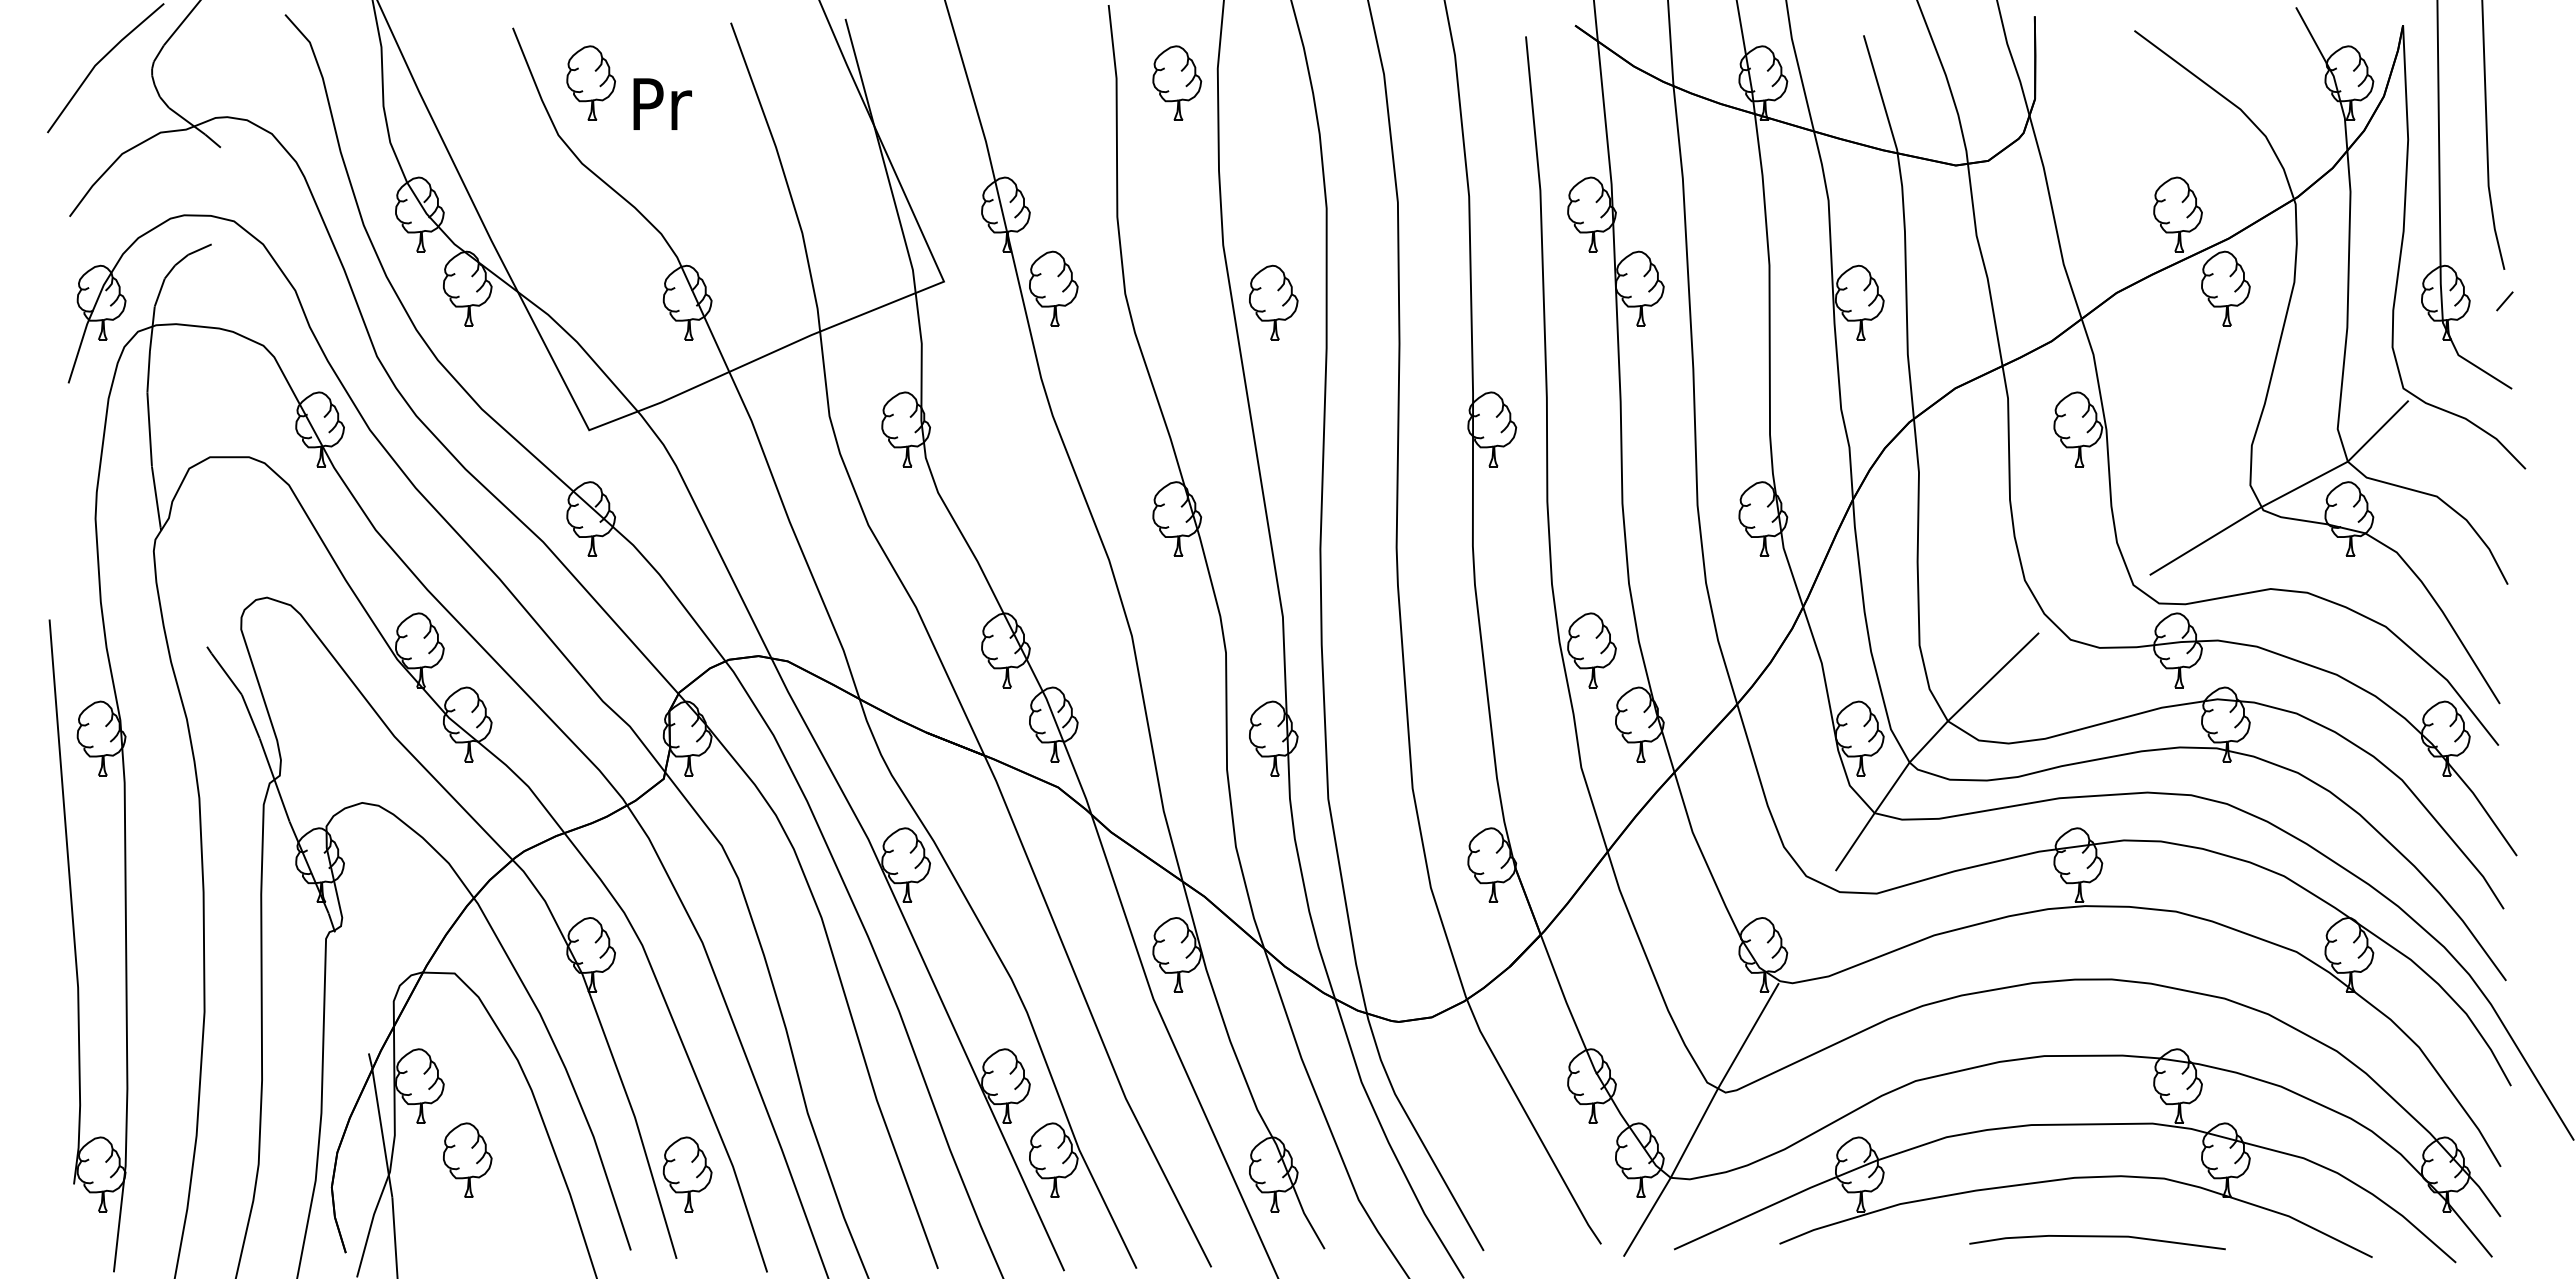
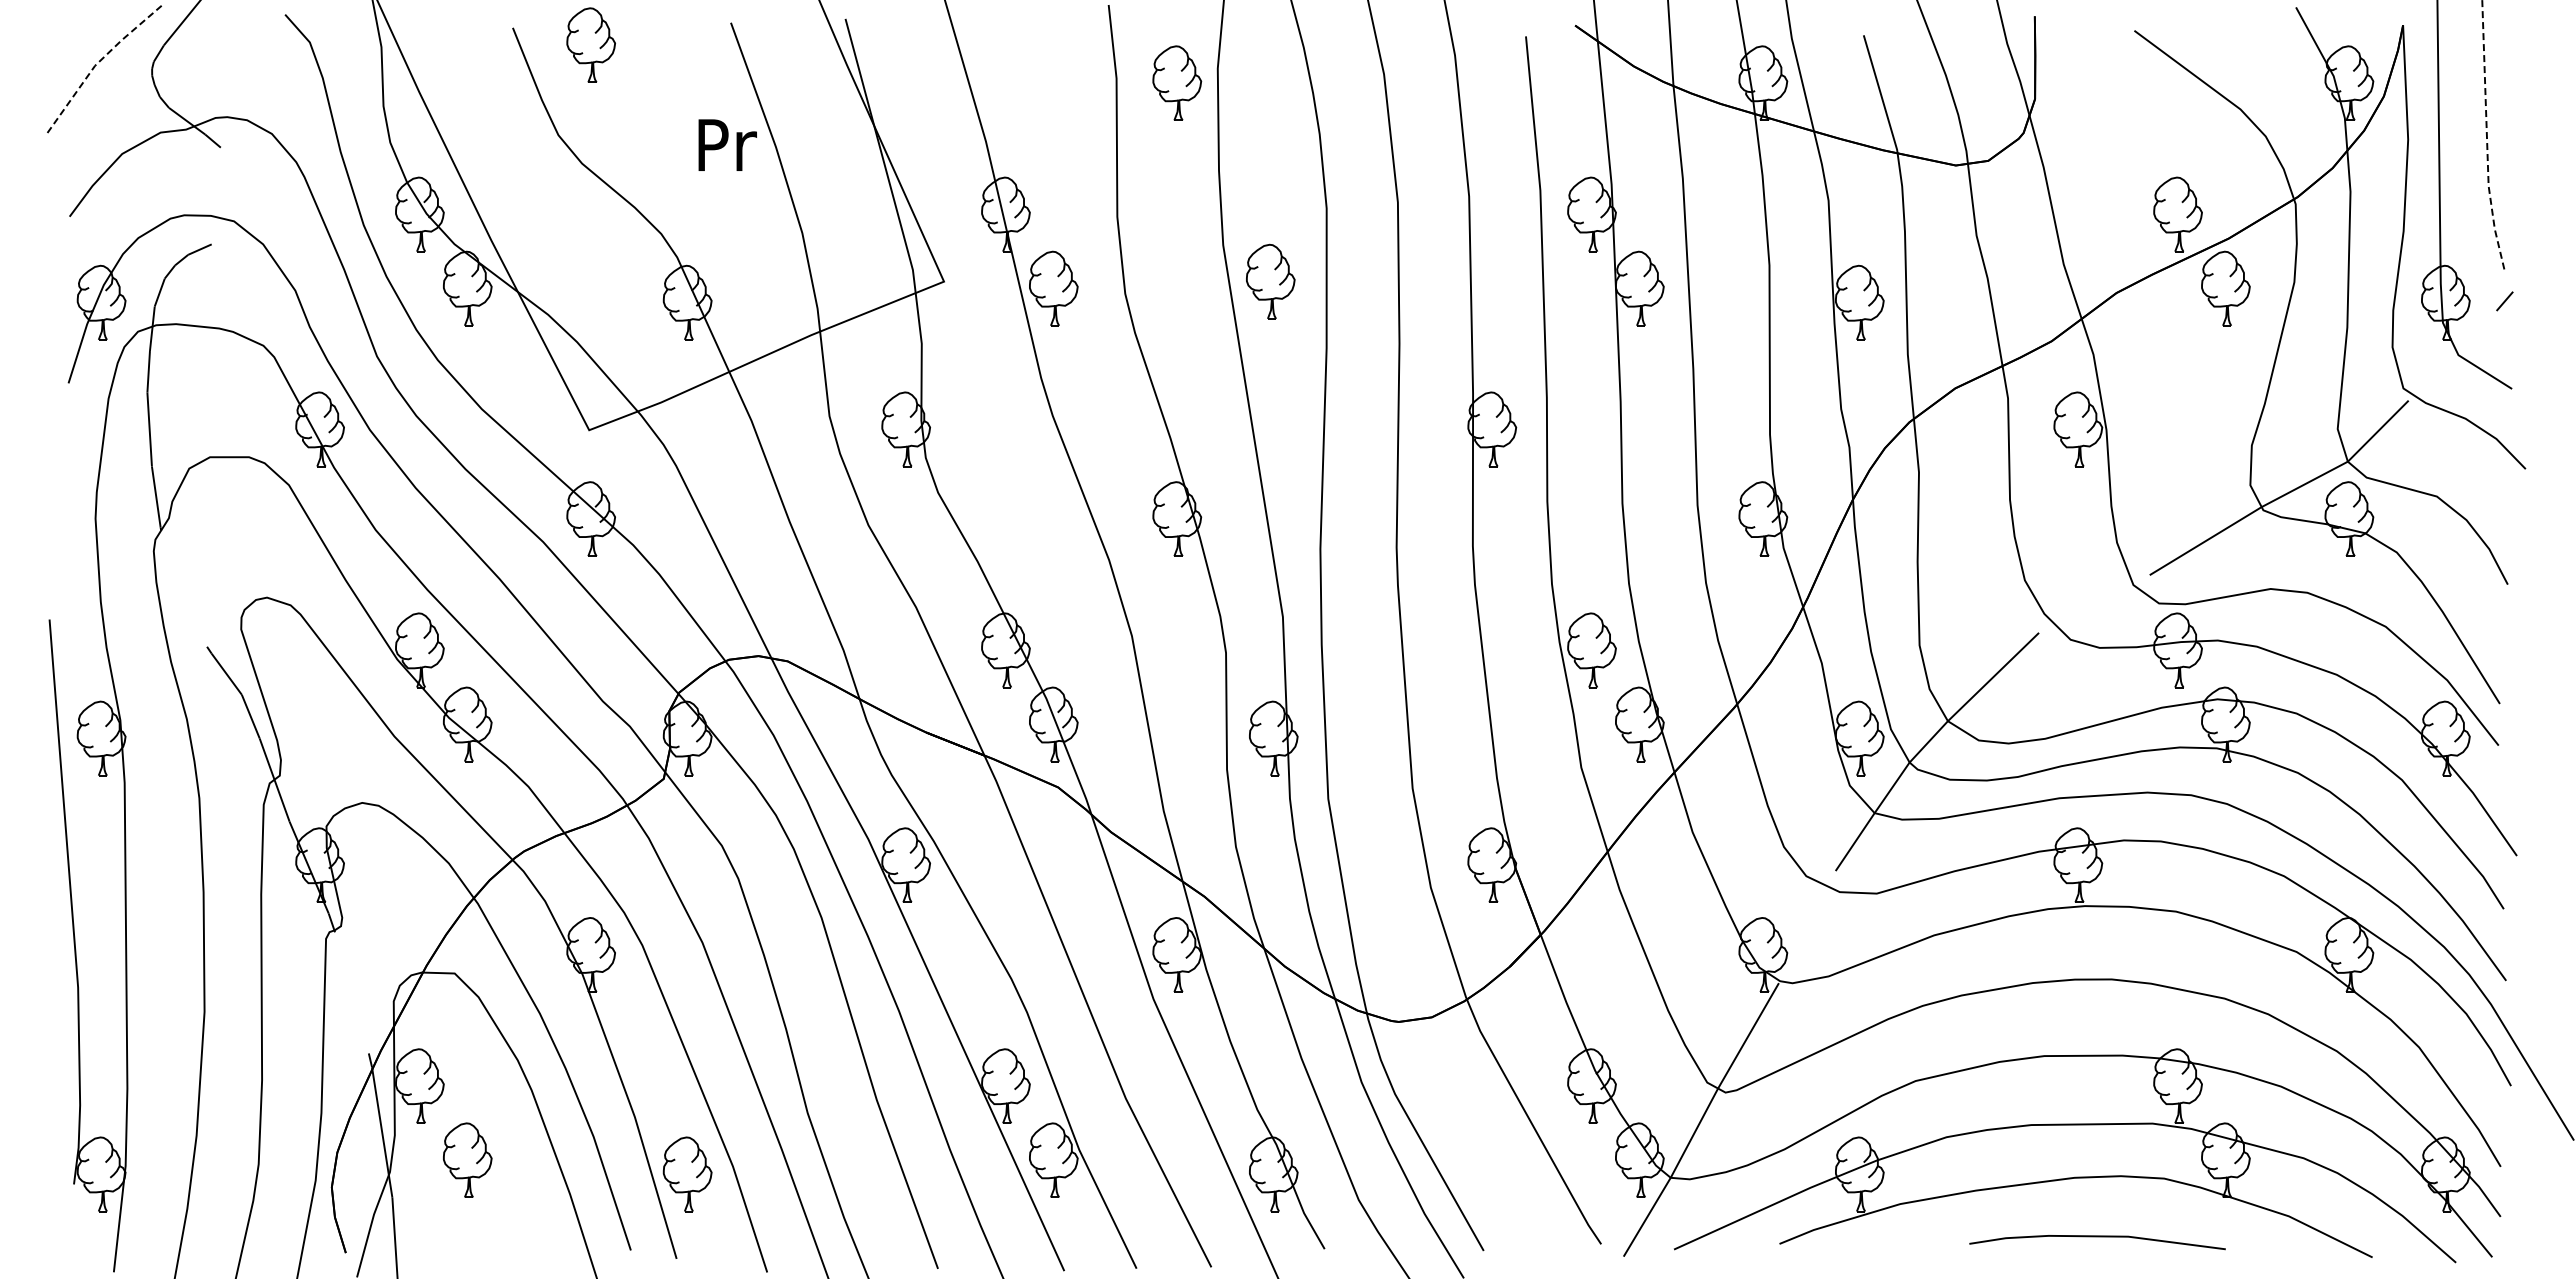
line: solid -> dashed (98, 62)
part position: (590, 82) -> (590, 44) (590, 44)
text position: (662, 103) -> (727, 144) (727, 144)
line: solid -> dashed (2486, 137)
part position: (1273, 302) -> (1270, 281) (1270, 281)
